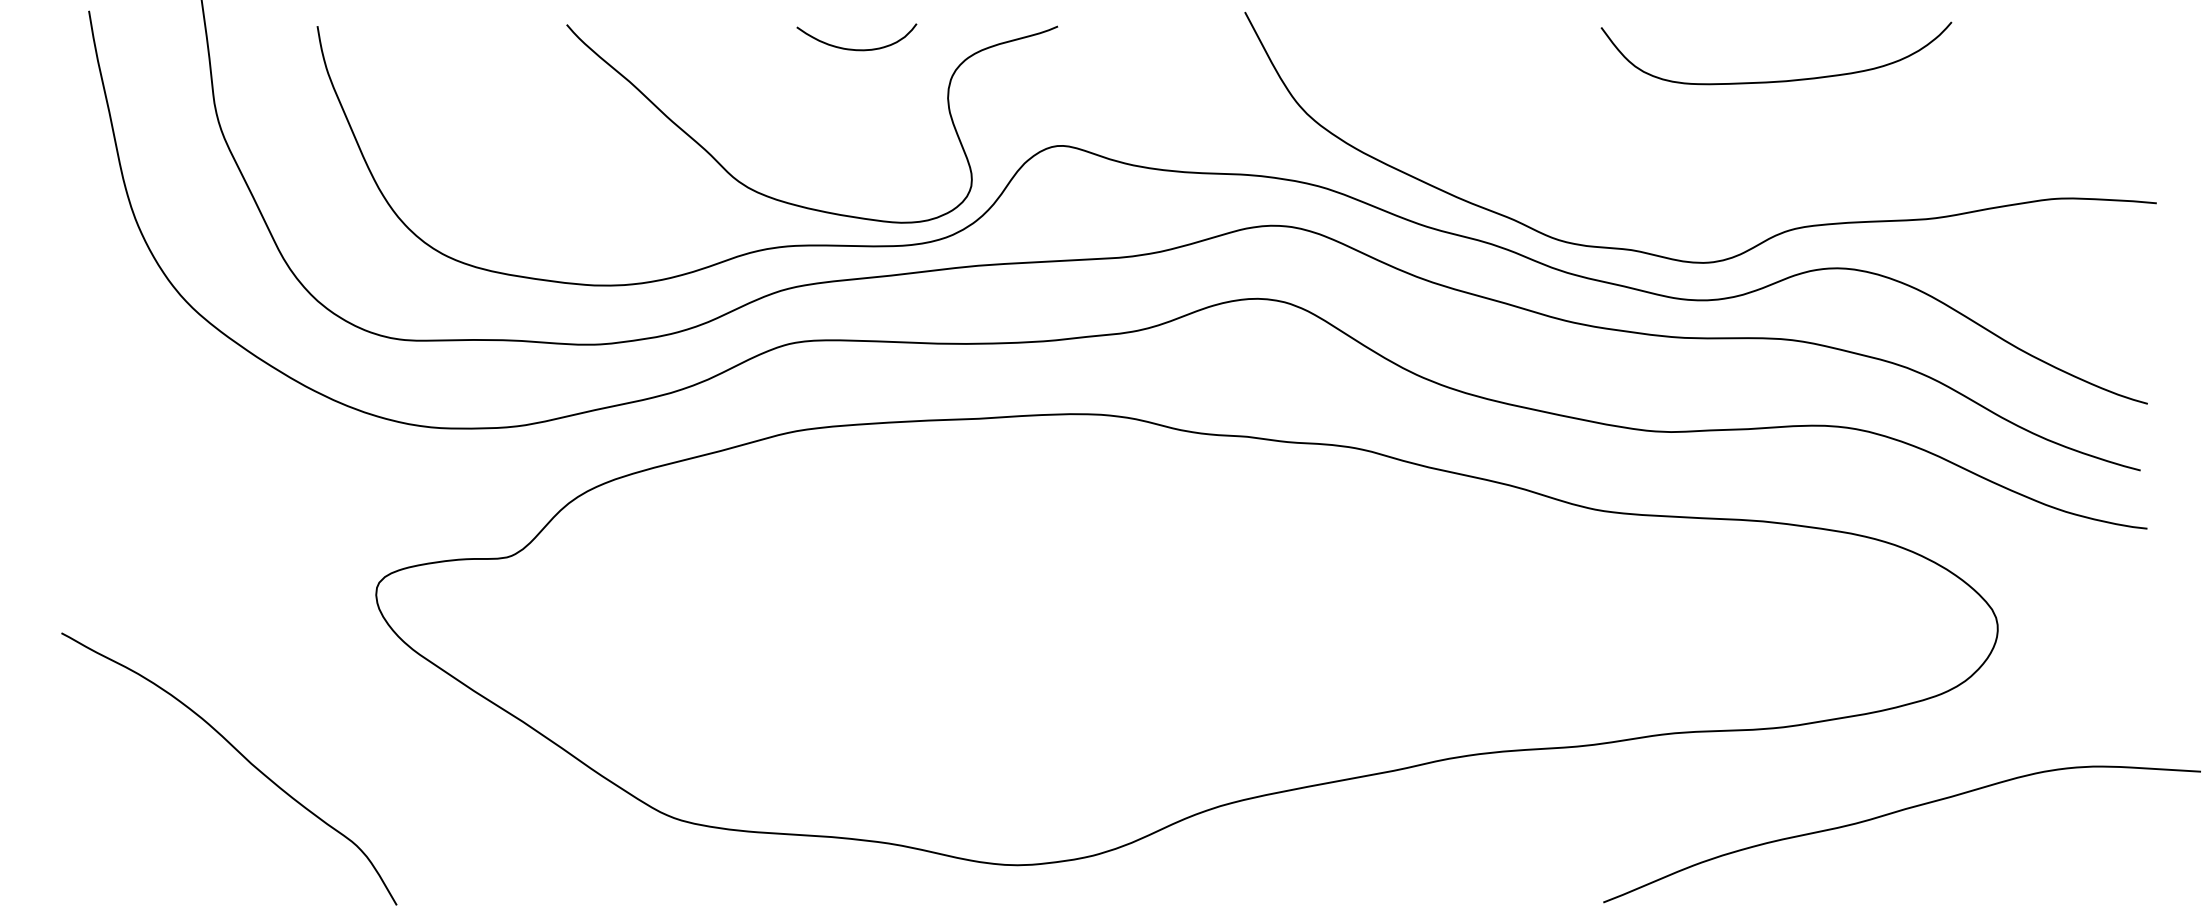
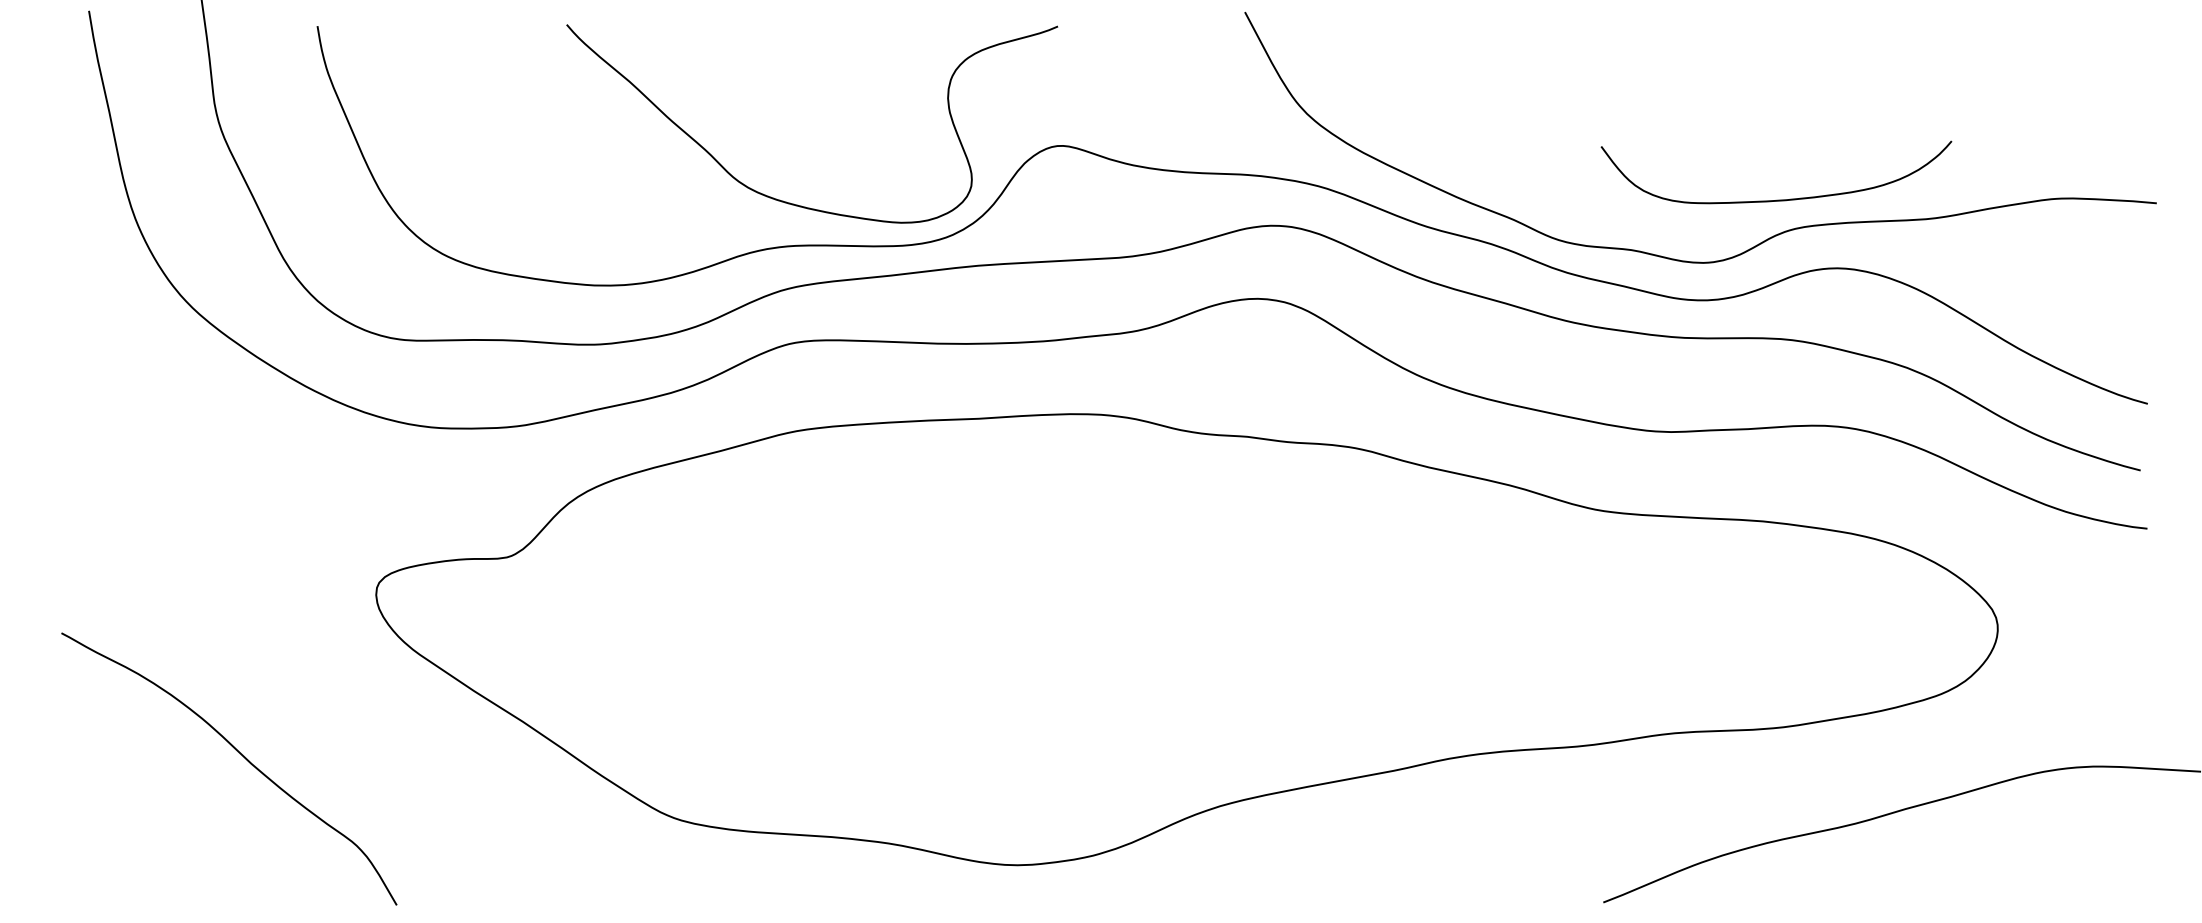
curve: present -> none (852, 48)
curve position: (1776, 80) -> (1776, 199) (1776, 199)
